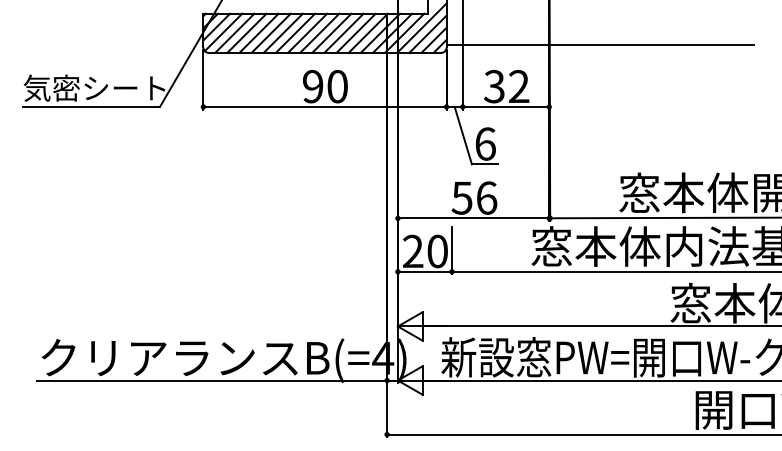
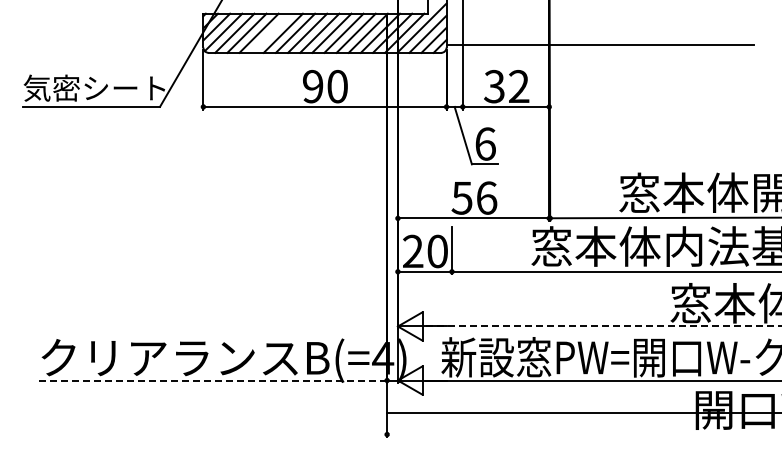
line: present -> none (270, 32)
line: solid -> dashed (604, 326)
line: solid -> dashed (212, 380)
line position: (582, 434) -> (582, 412) (582, 412)
